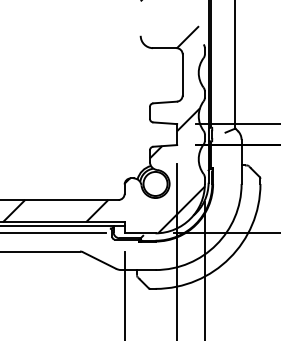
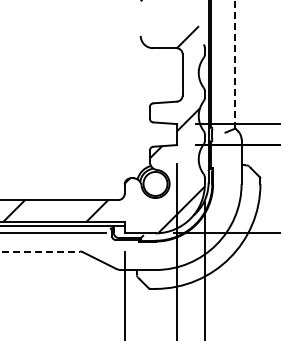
line: solid -> dashed (235, 64)
line: solid -> dashed (40, 251)
